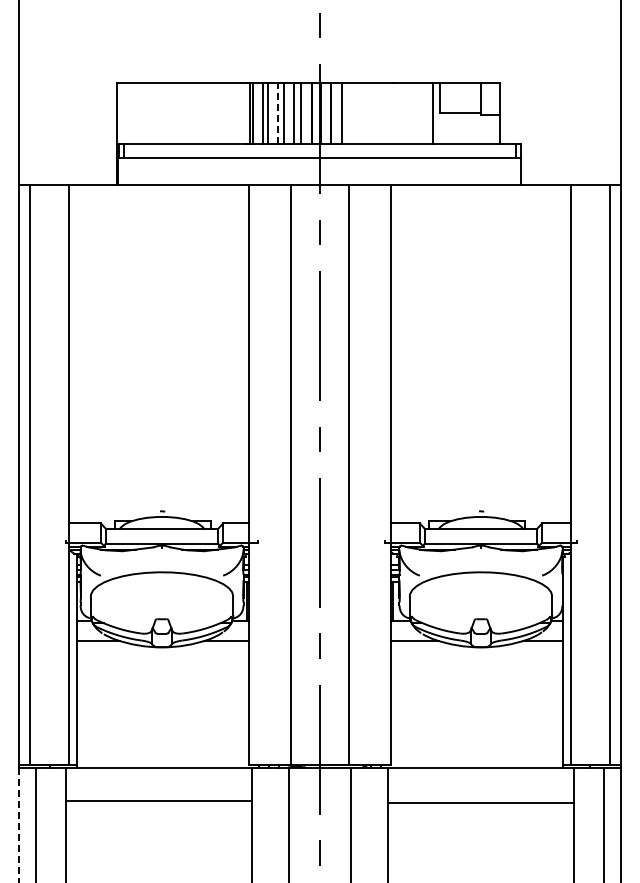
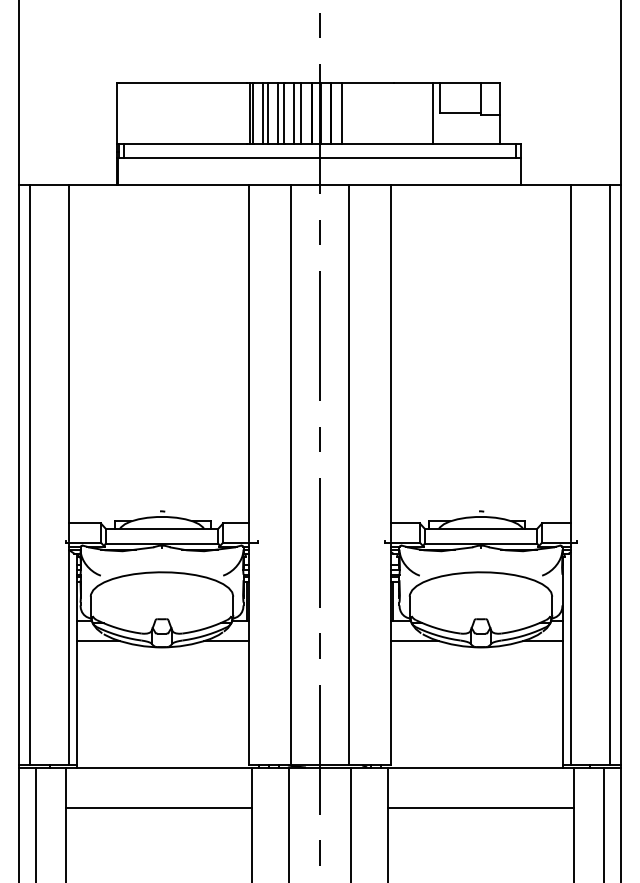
line: dashed -> solid (278, 113)
line position: (159, 801) -> (159, 808) (159, 808)
line position: (480, 803) -> (480, 808) (480, 808)
line: dashed -> solid (19, 825)
